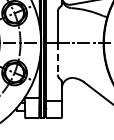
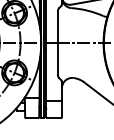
line: dashed -> solid (57, 58)
